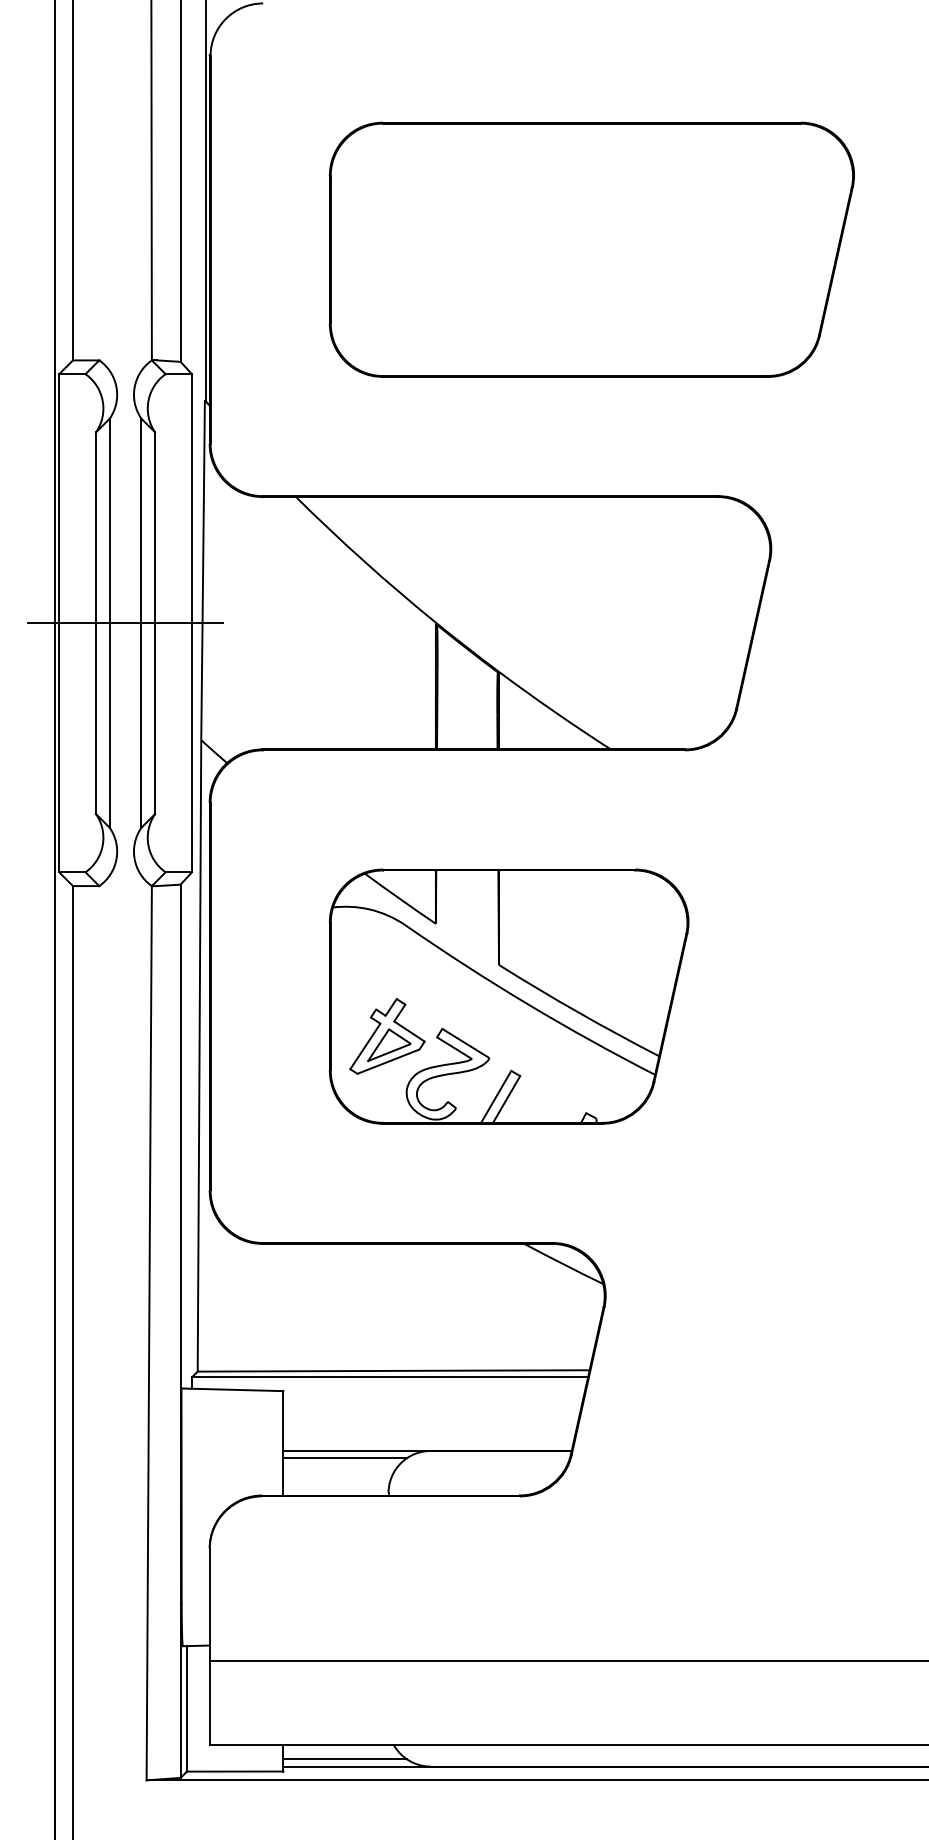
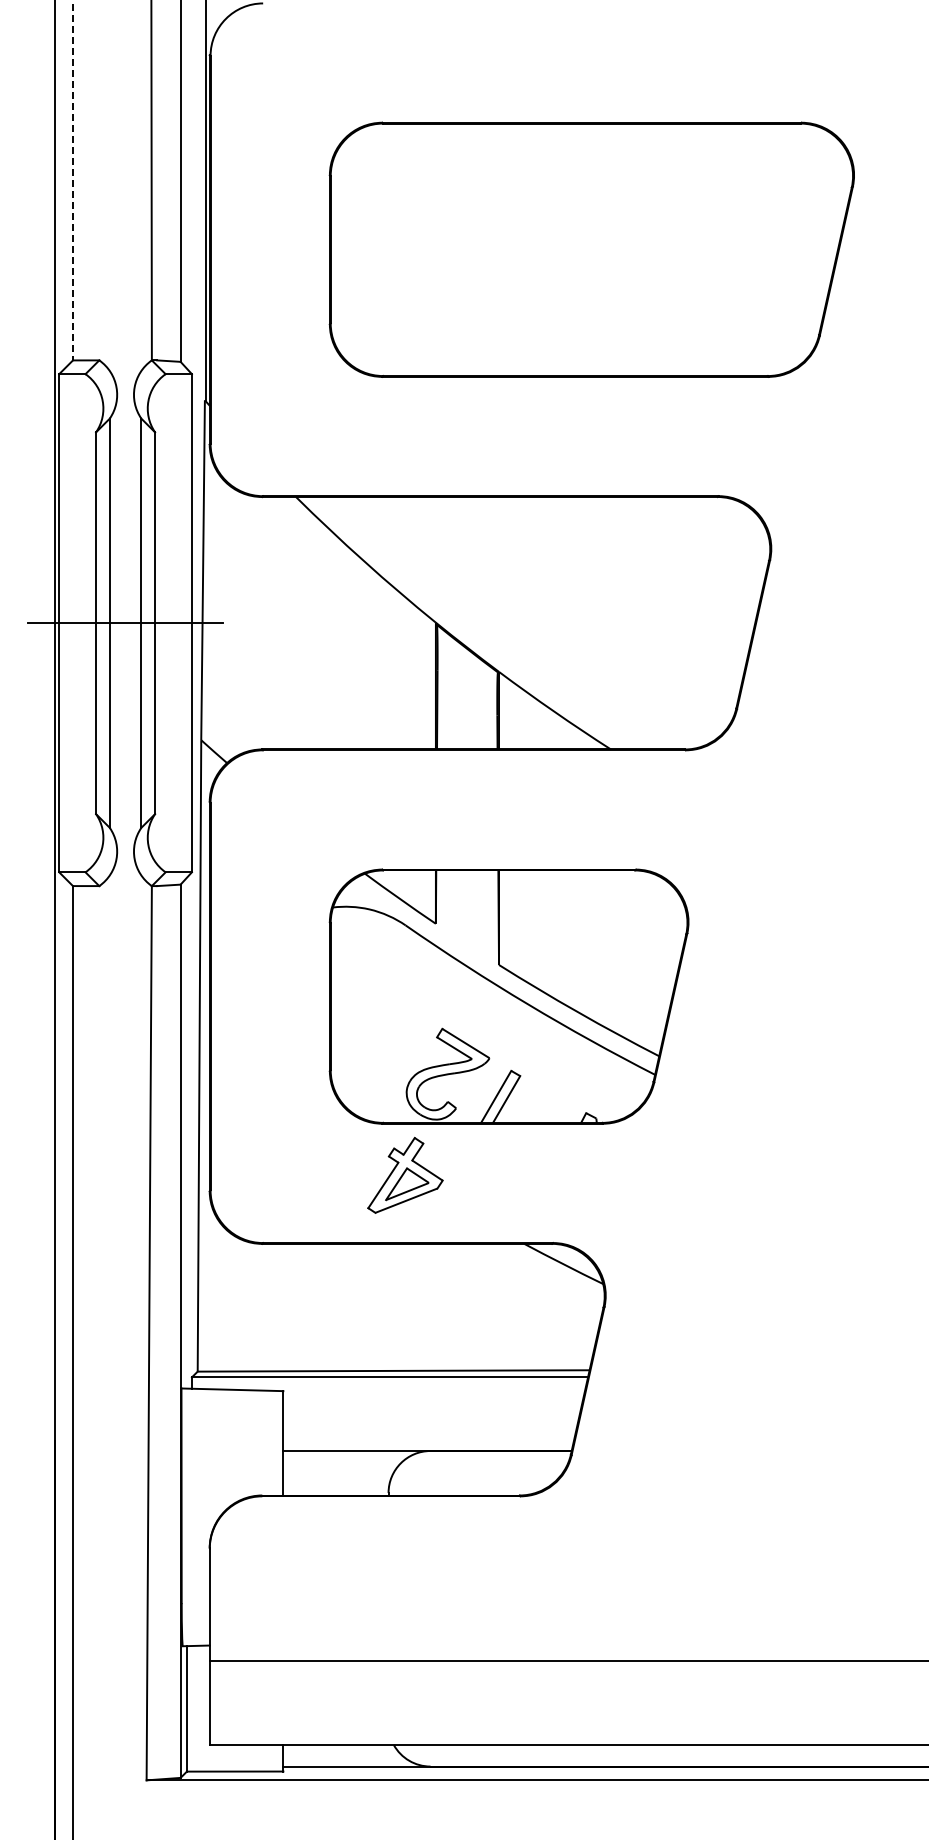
line: solid -> dashed (72, 180)
part position: (387, 1035) -> (405, 1174) (405, 1174)
line: present -> none (344, 1458)
line: present -> none (344, 1759)
